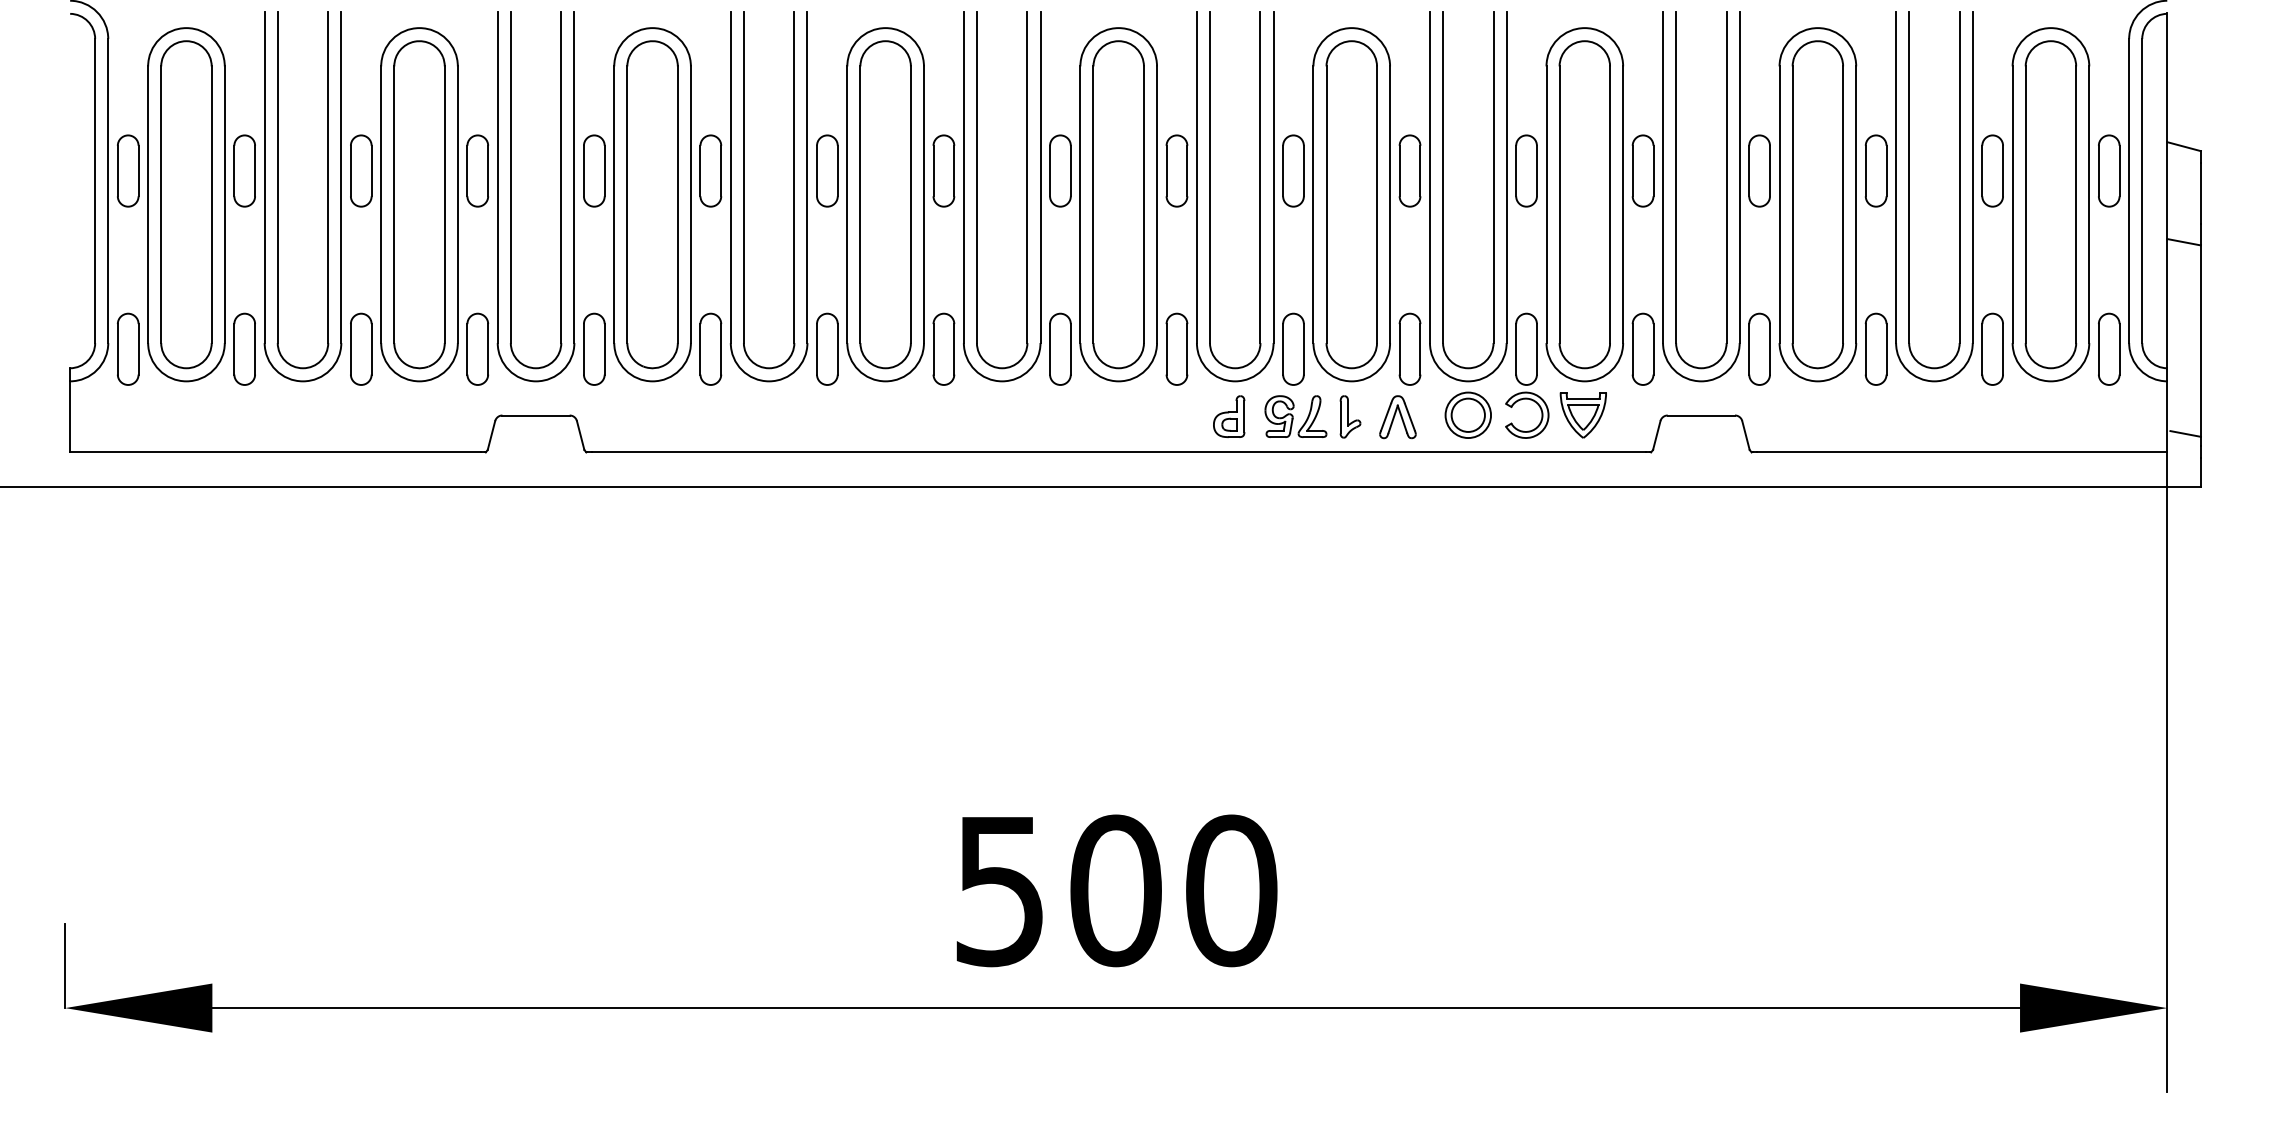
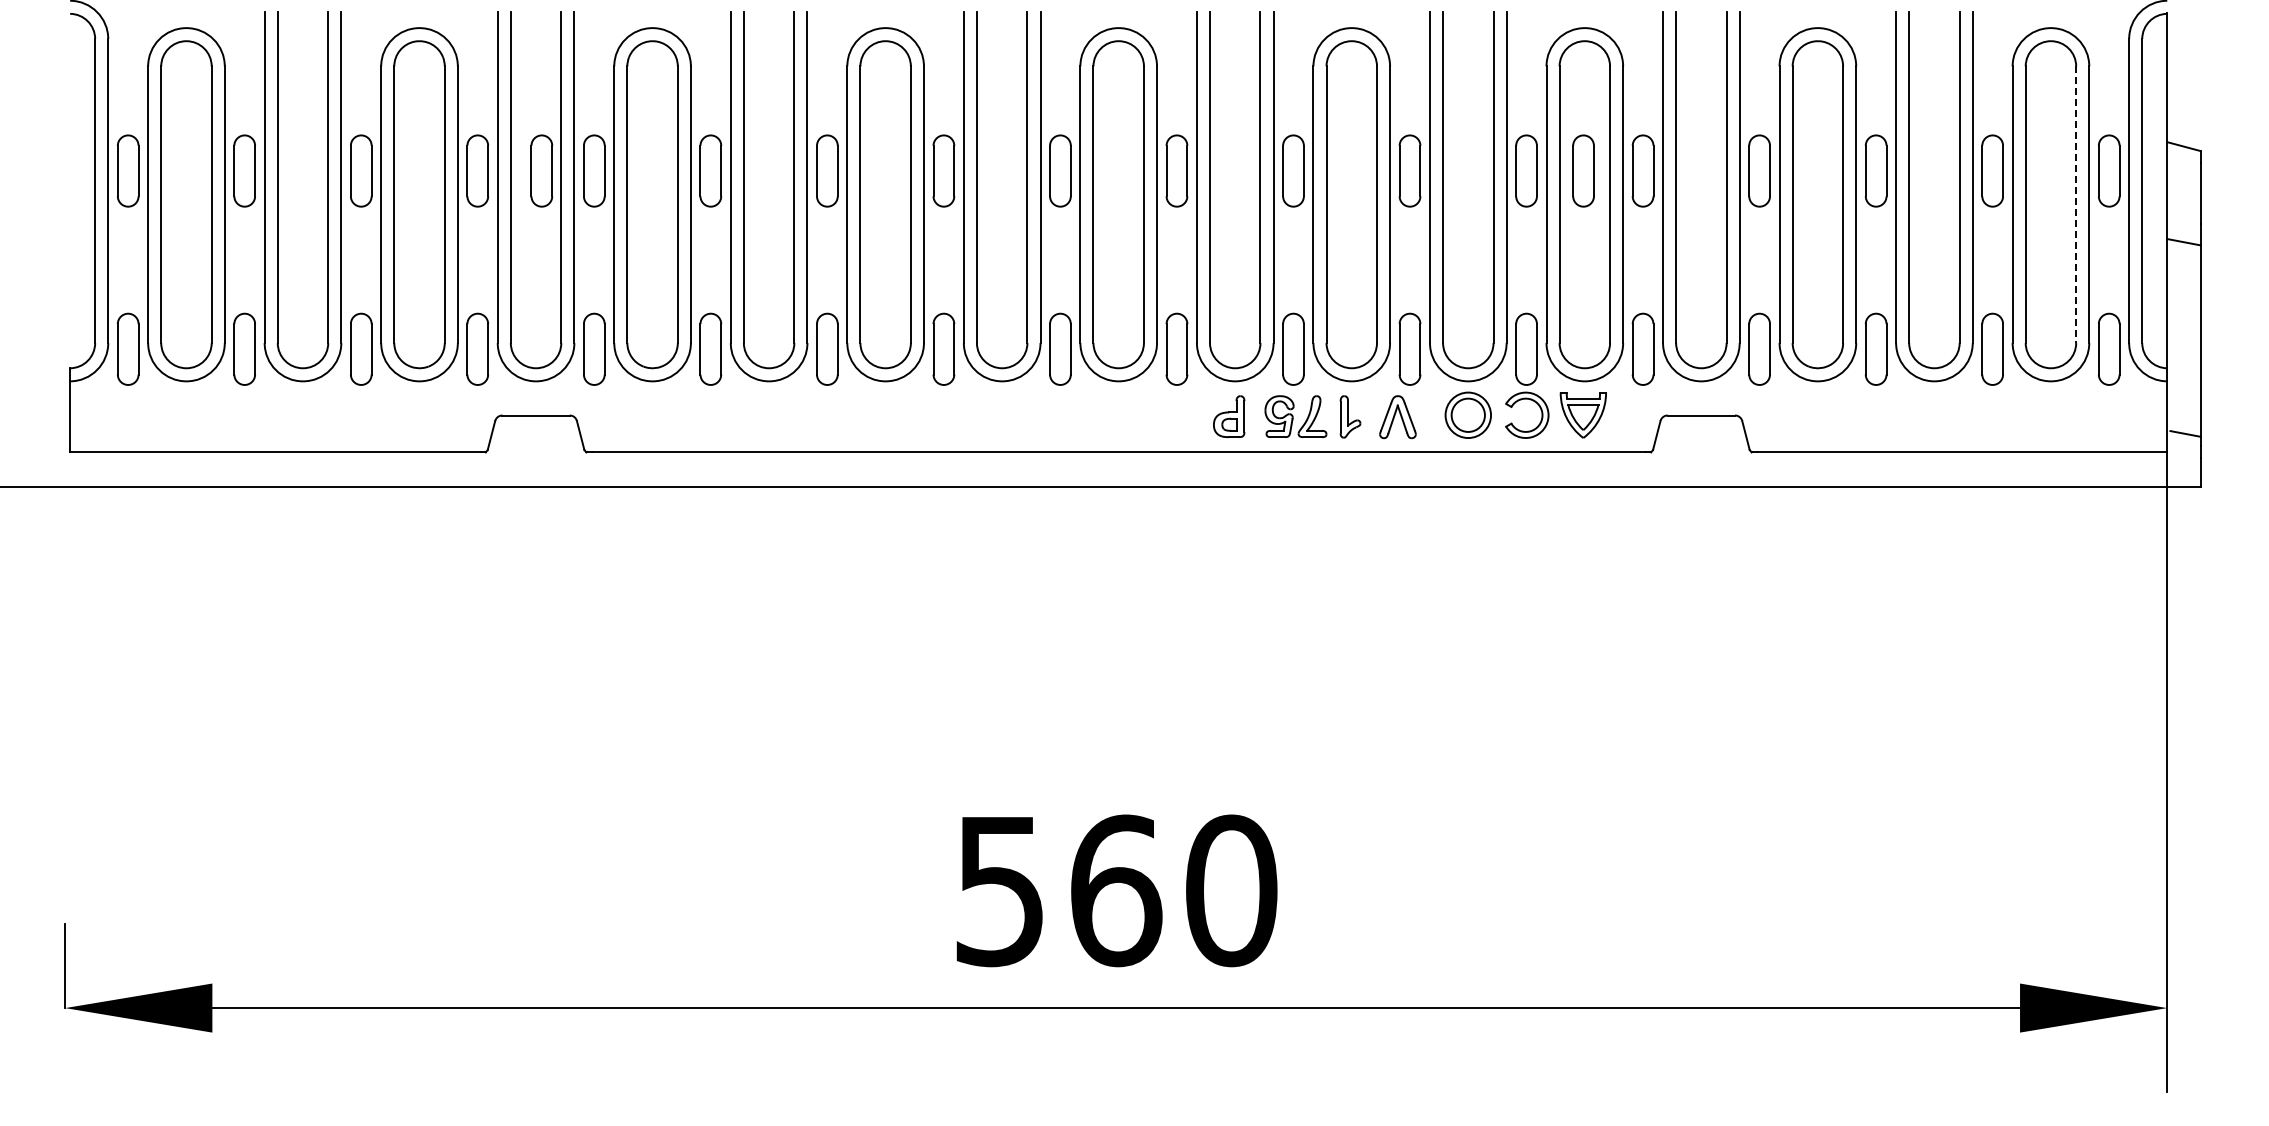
part: none -> present (541, 170)
part: none -> present (1583, 170)
line: solid -> dashed (2076, 205)
text: 500 -> 560 (1116, 890)
